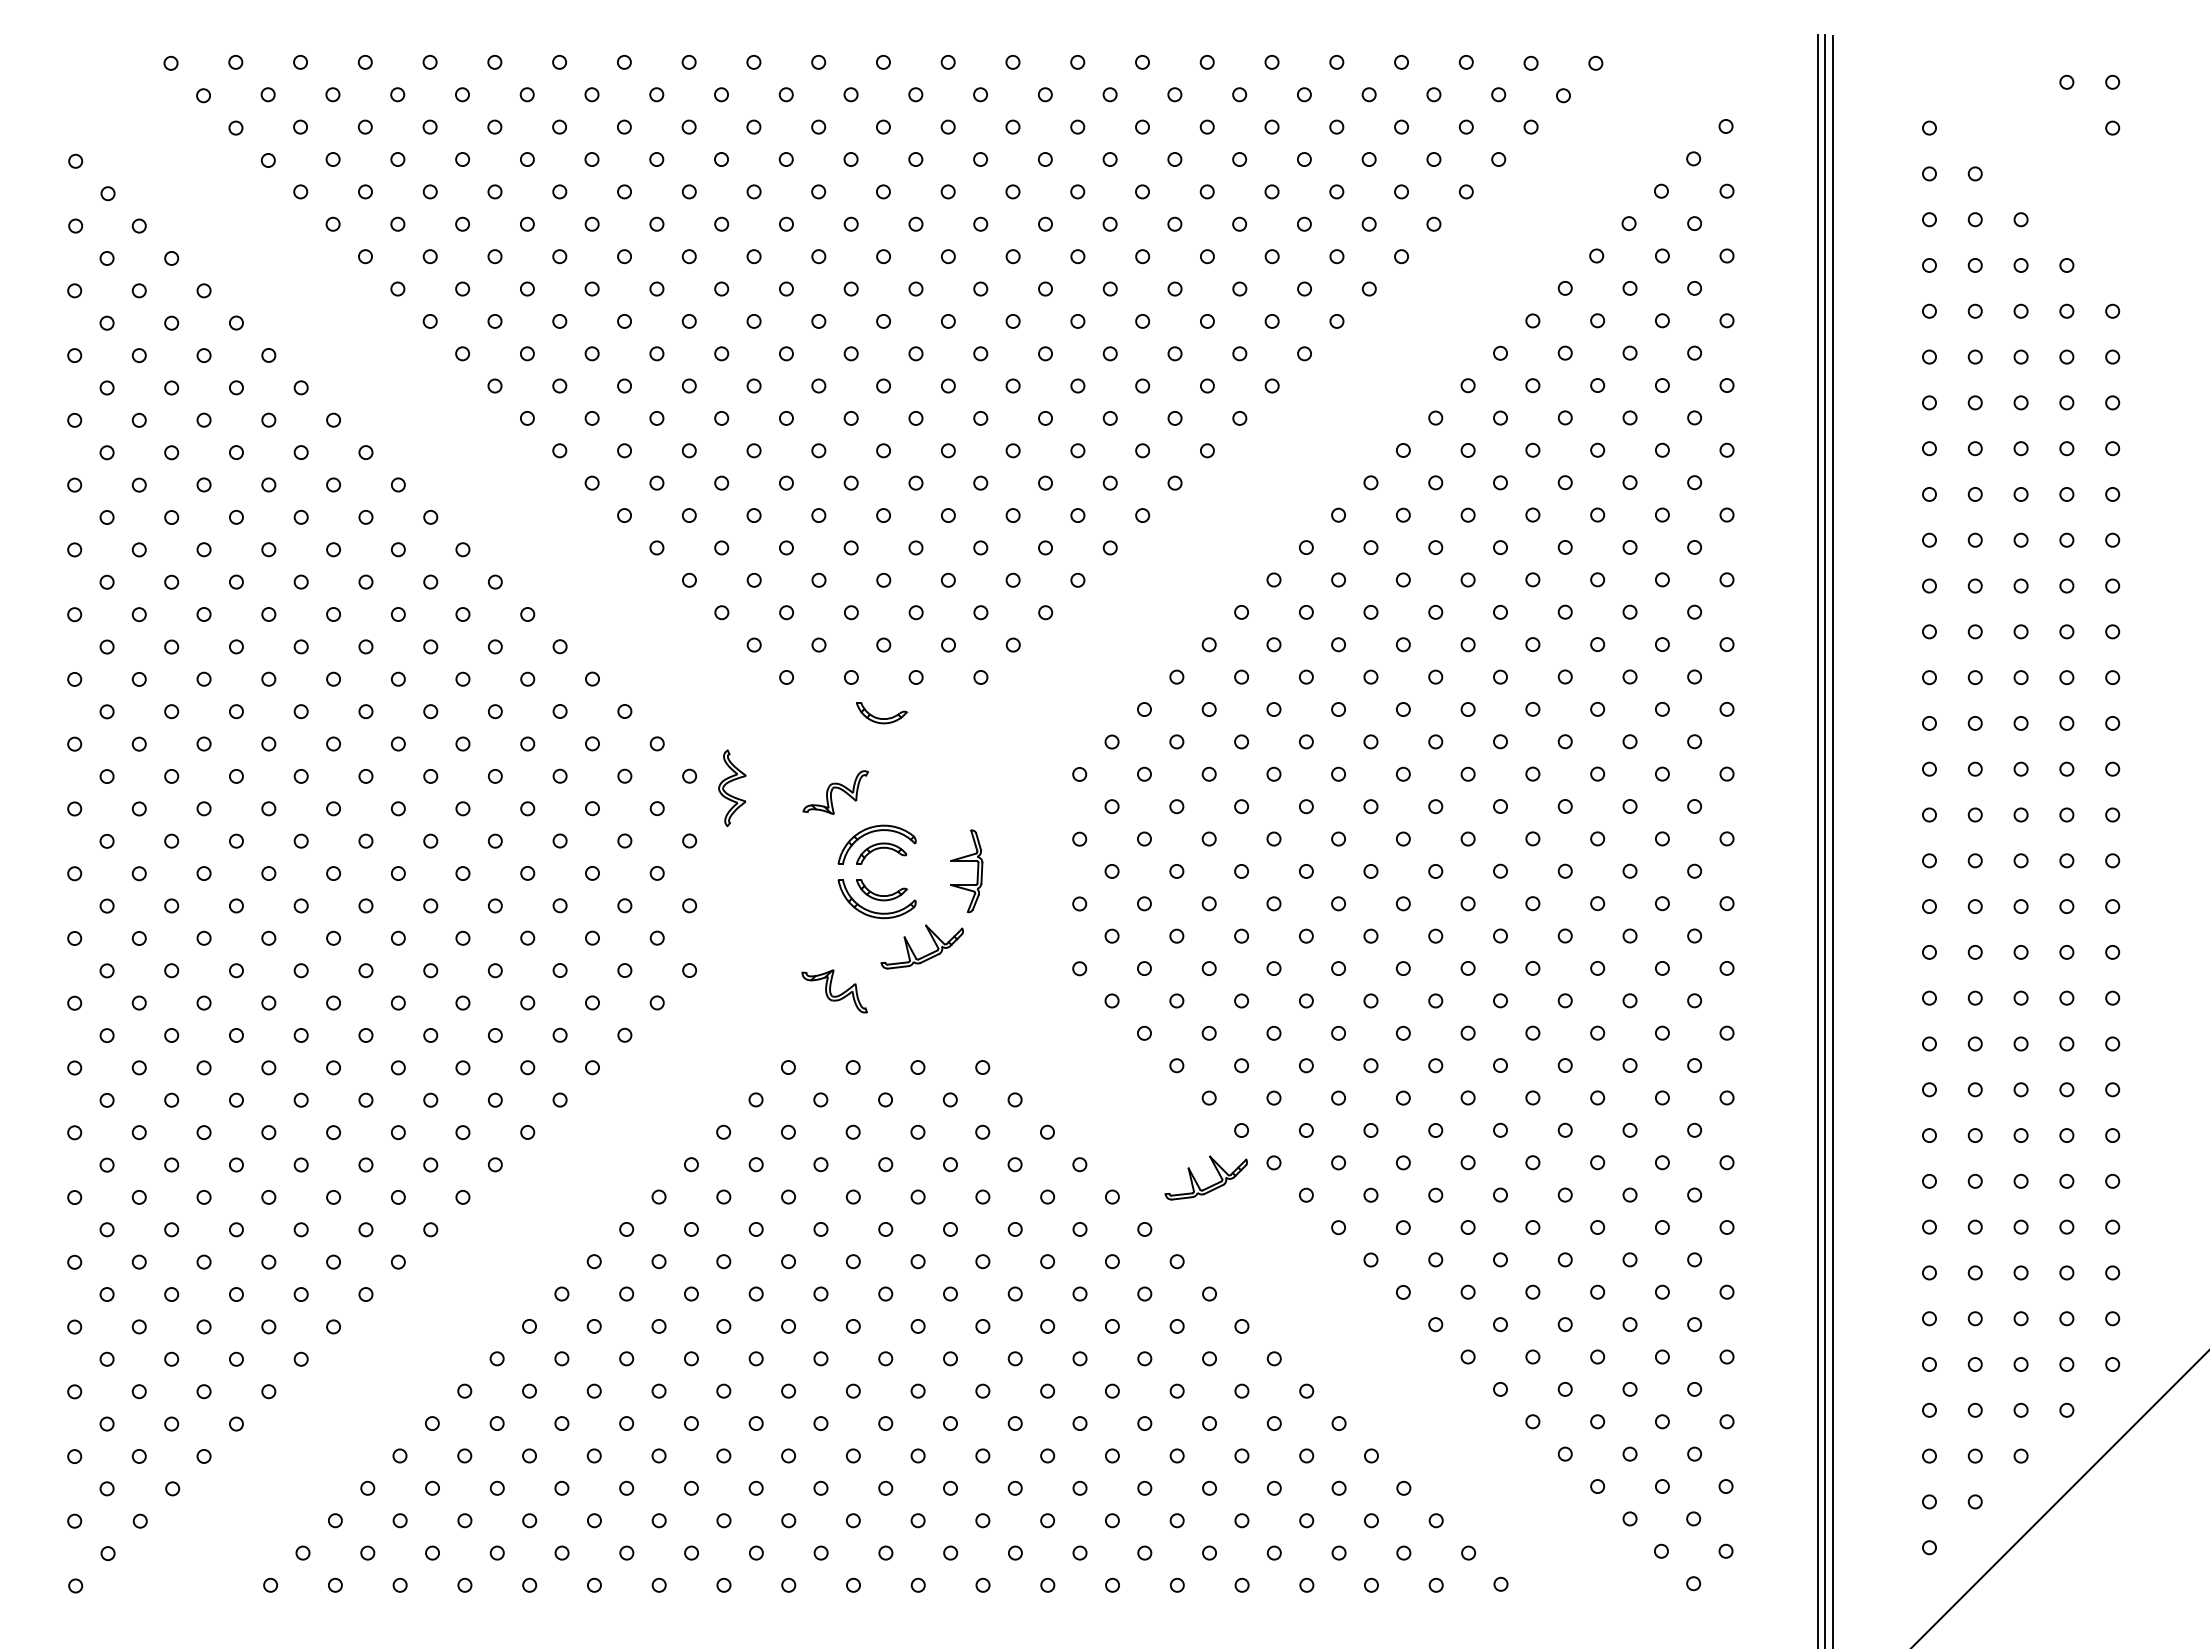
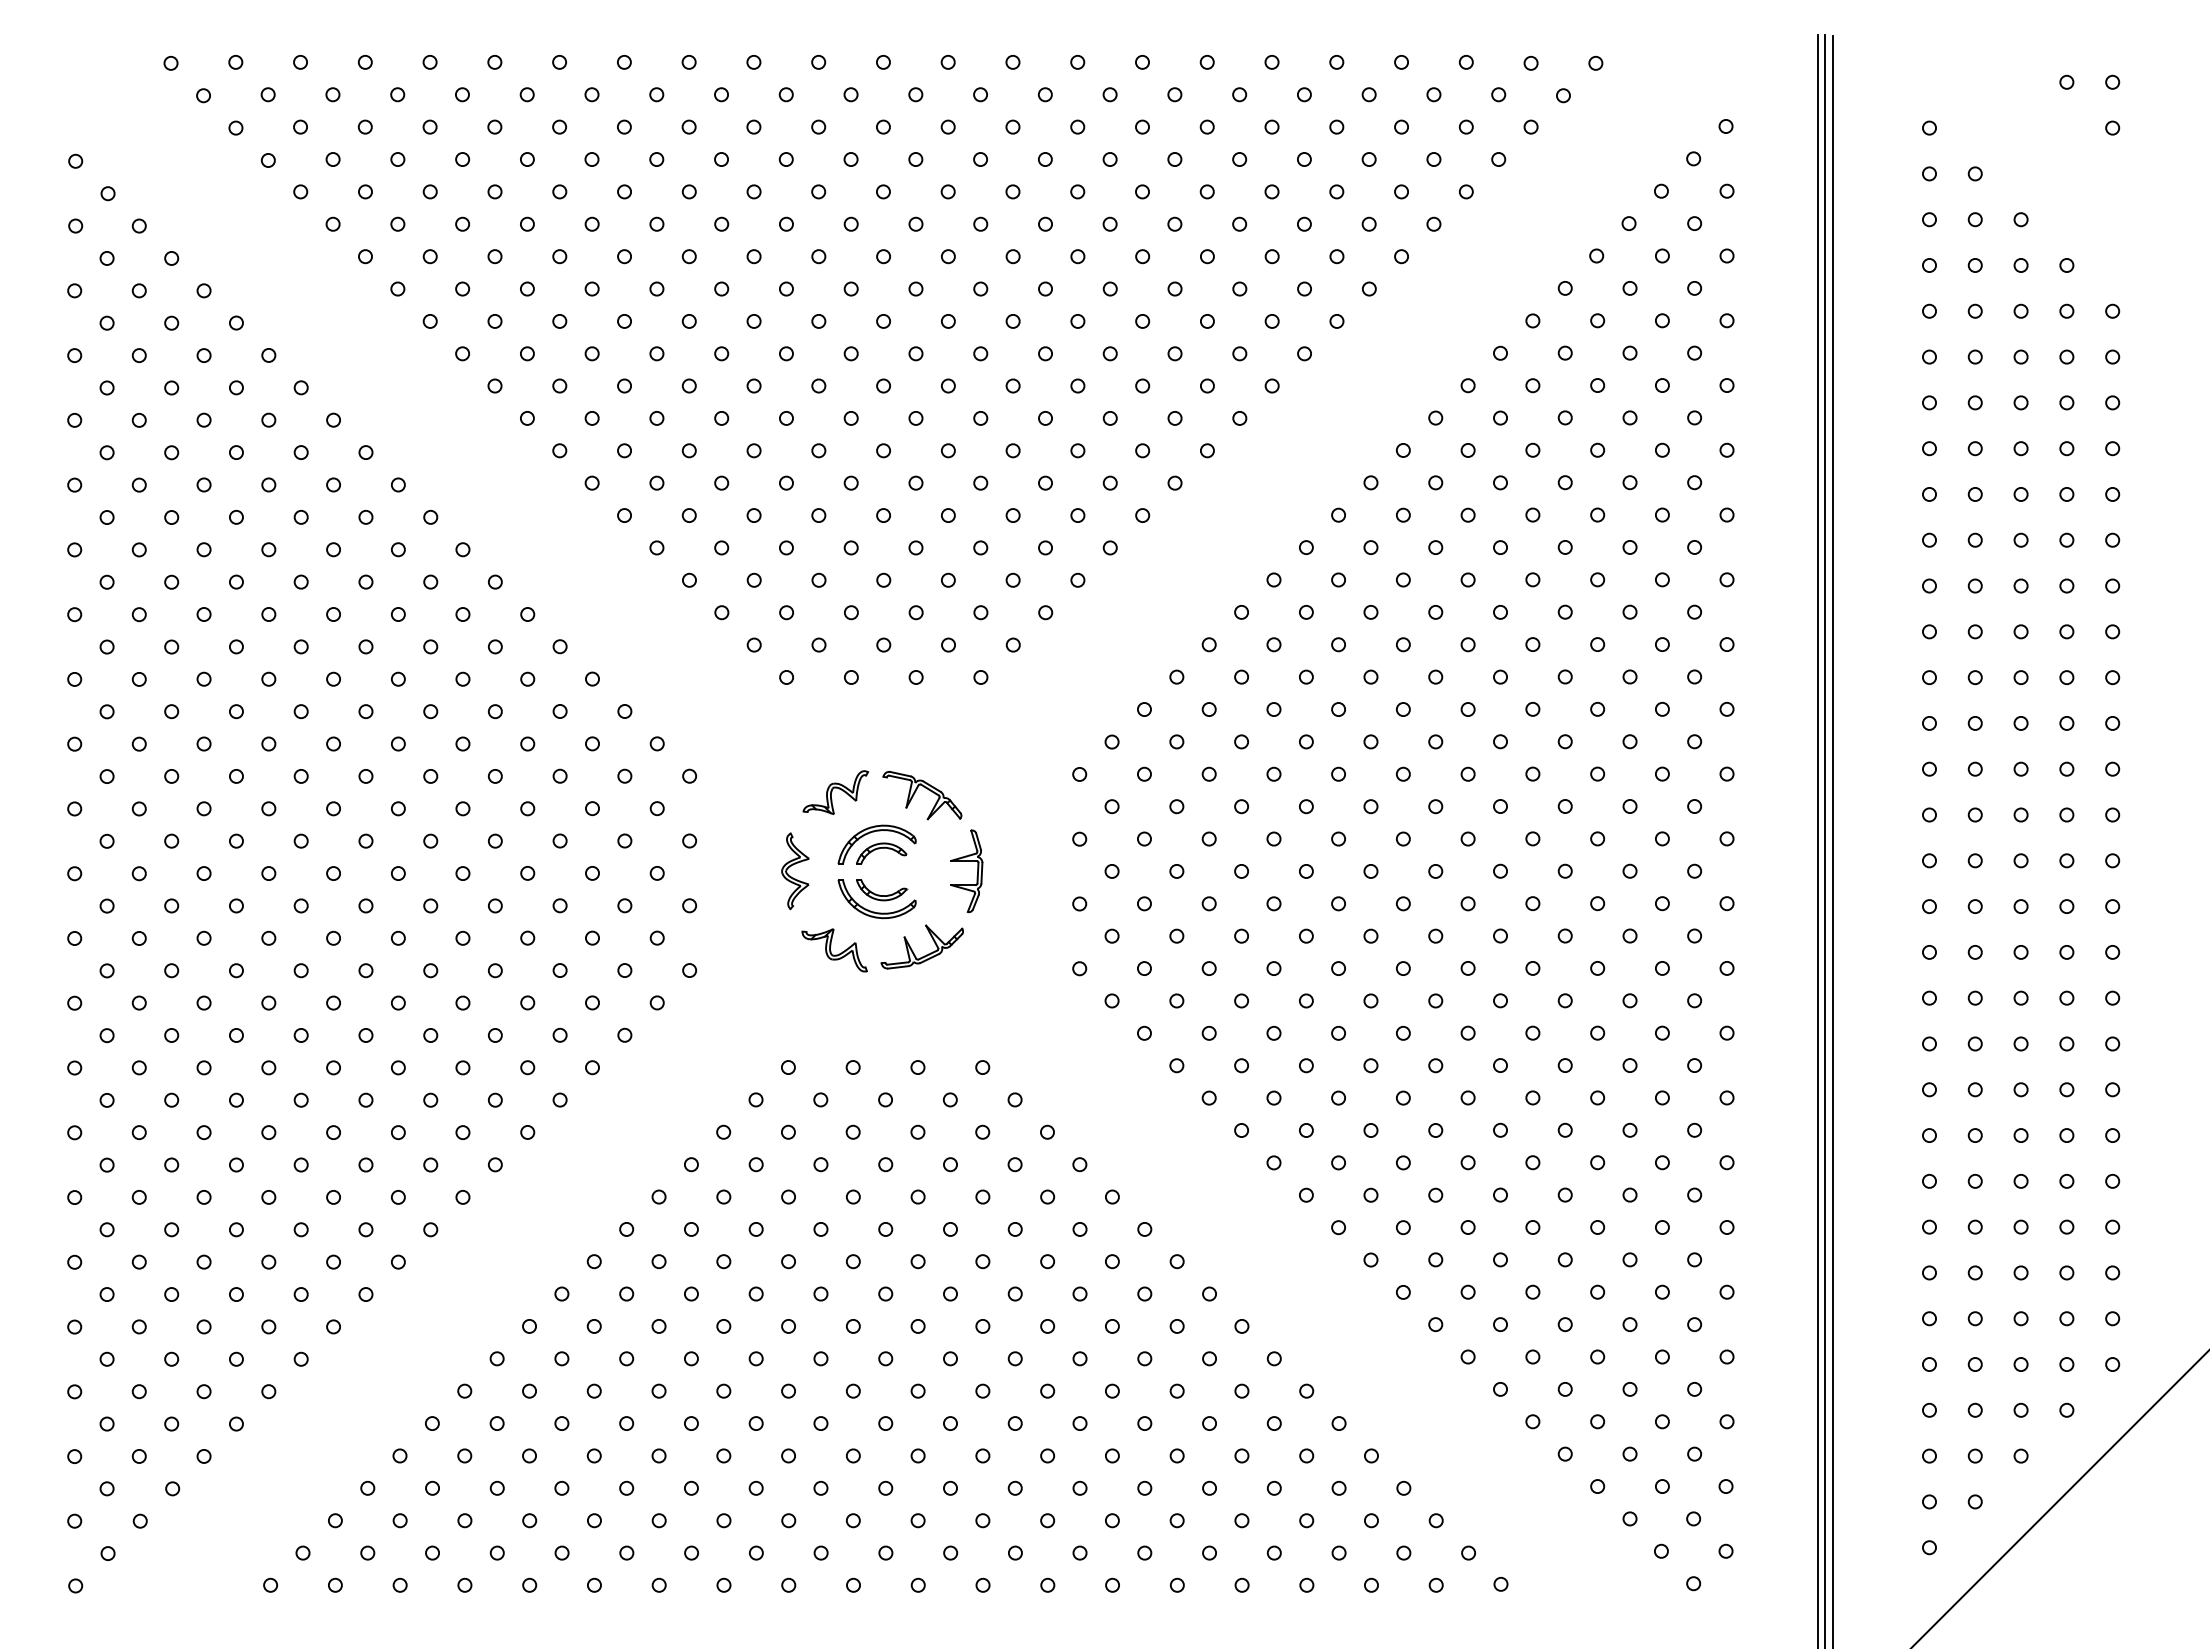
part: present -> none (882, 713)
part position: (730, 782) -> (793, 865) (793, 865)
part: none -> present (916, 791)
part position: (834, 991) -> (834, 950) (834, 950)
part: present -> none (1197, 1182)
